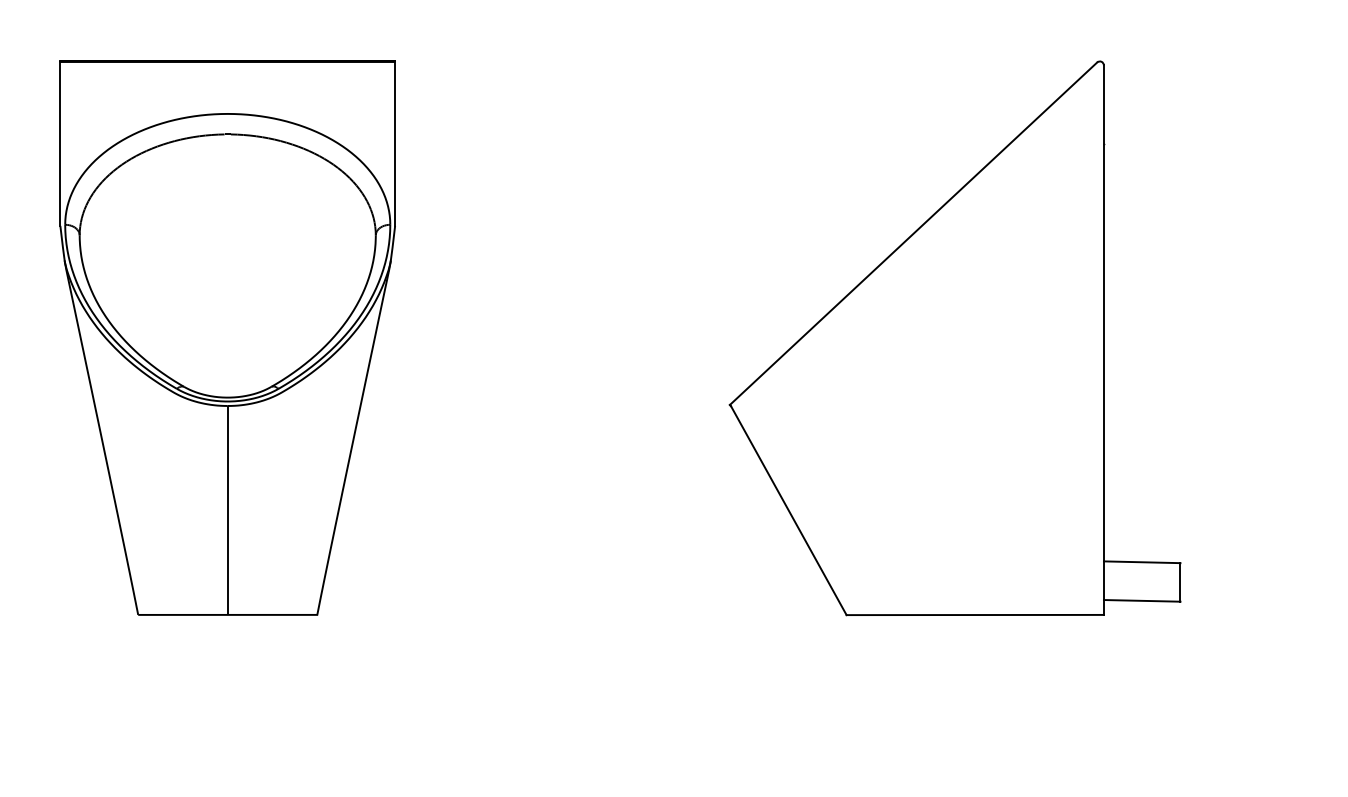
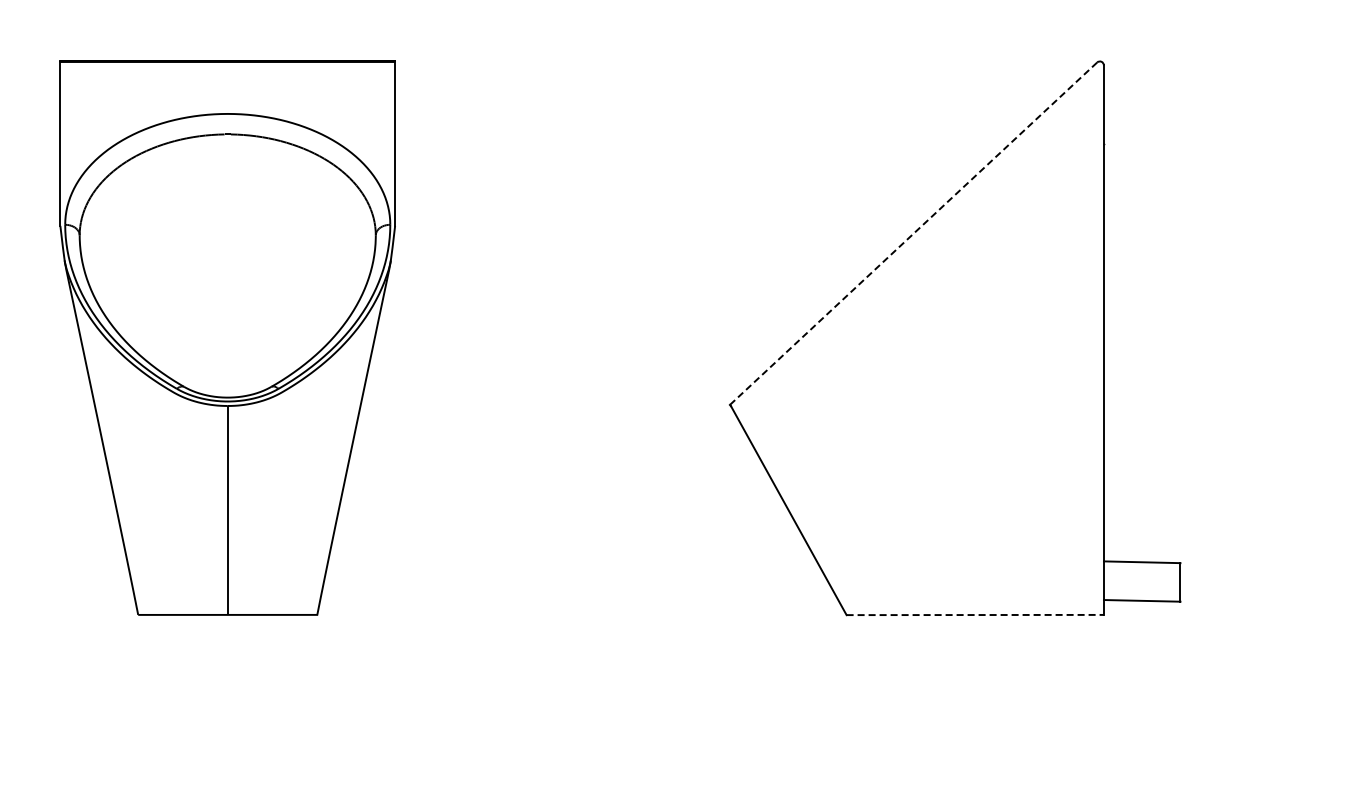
line: solid -> dashed (913, 234)
line: solid -> dashed (975, 615)
